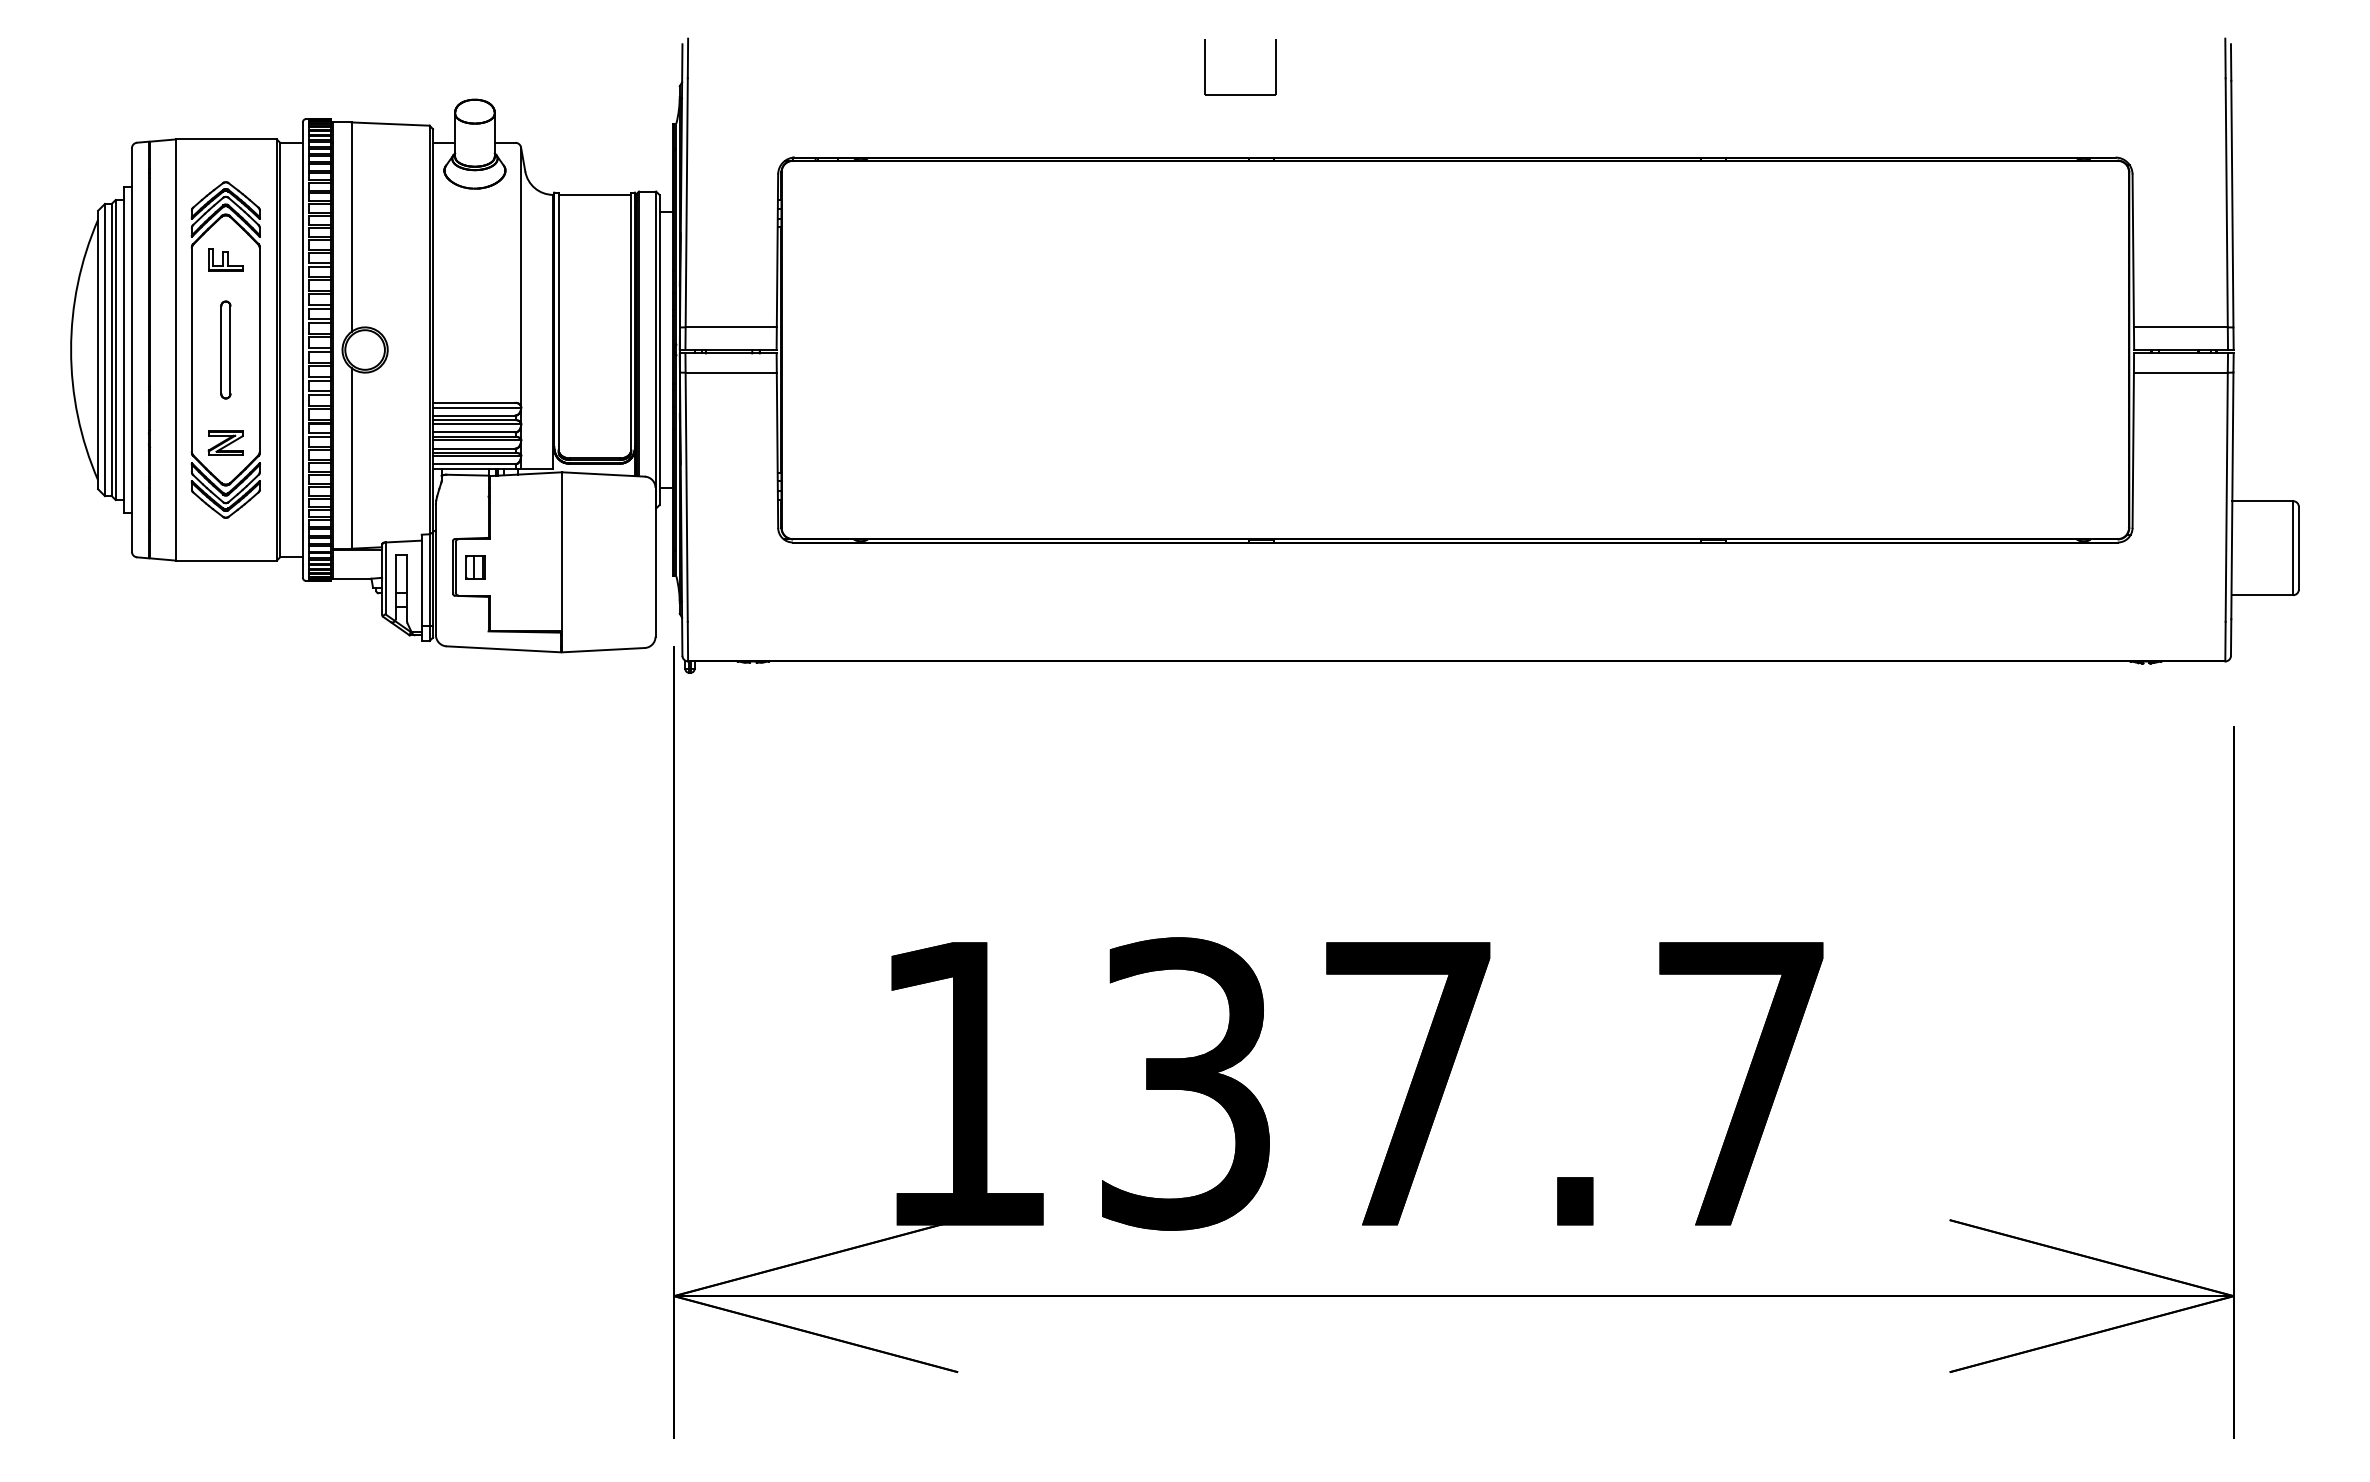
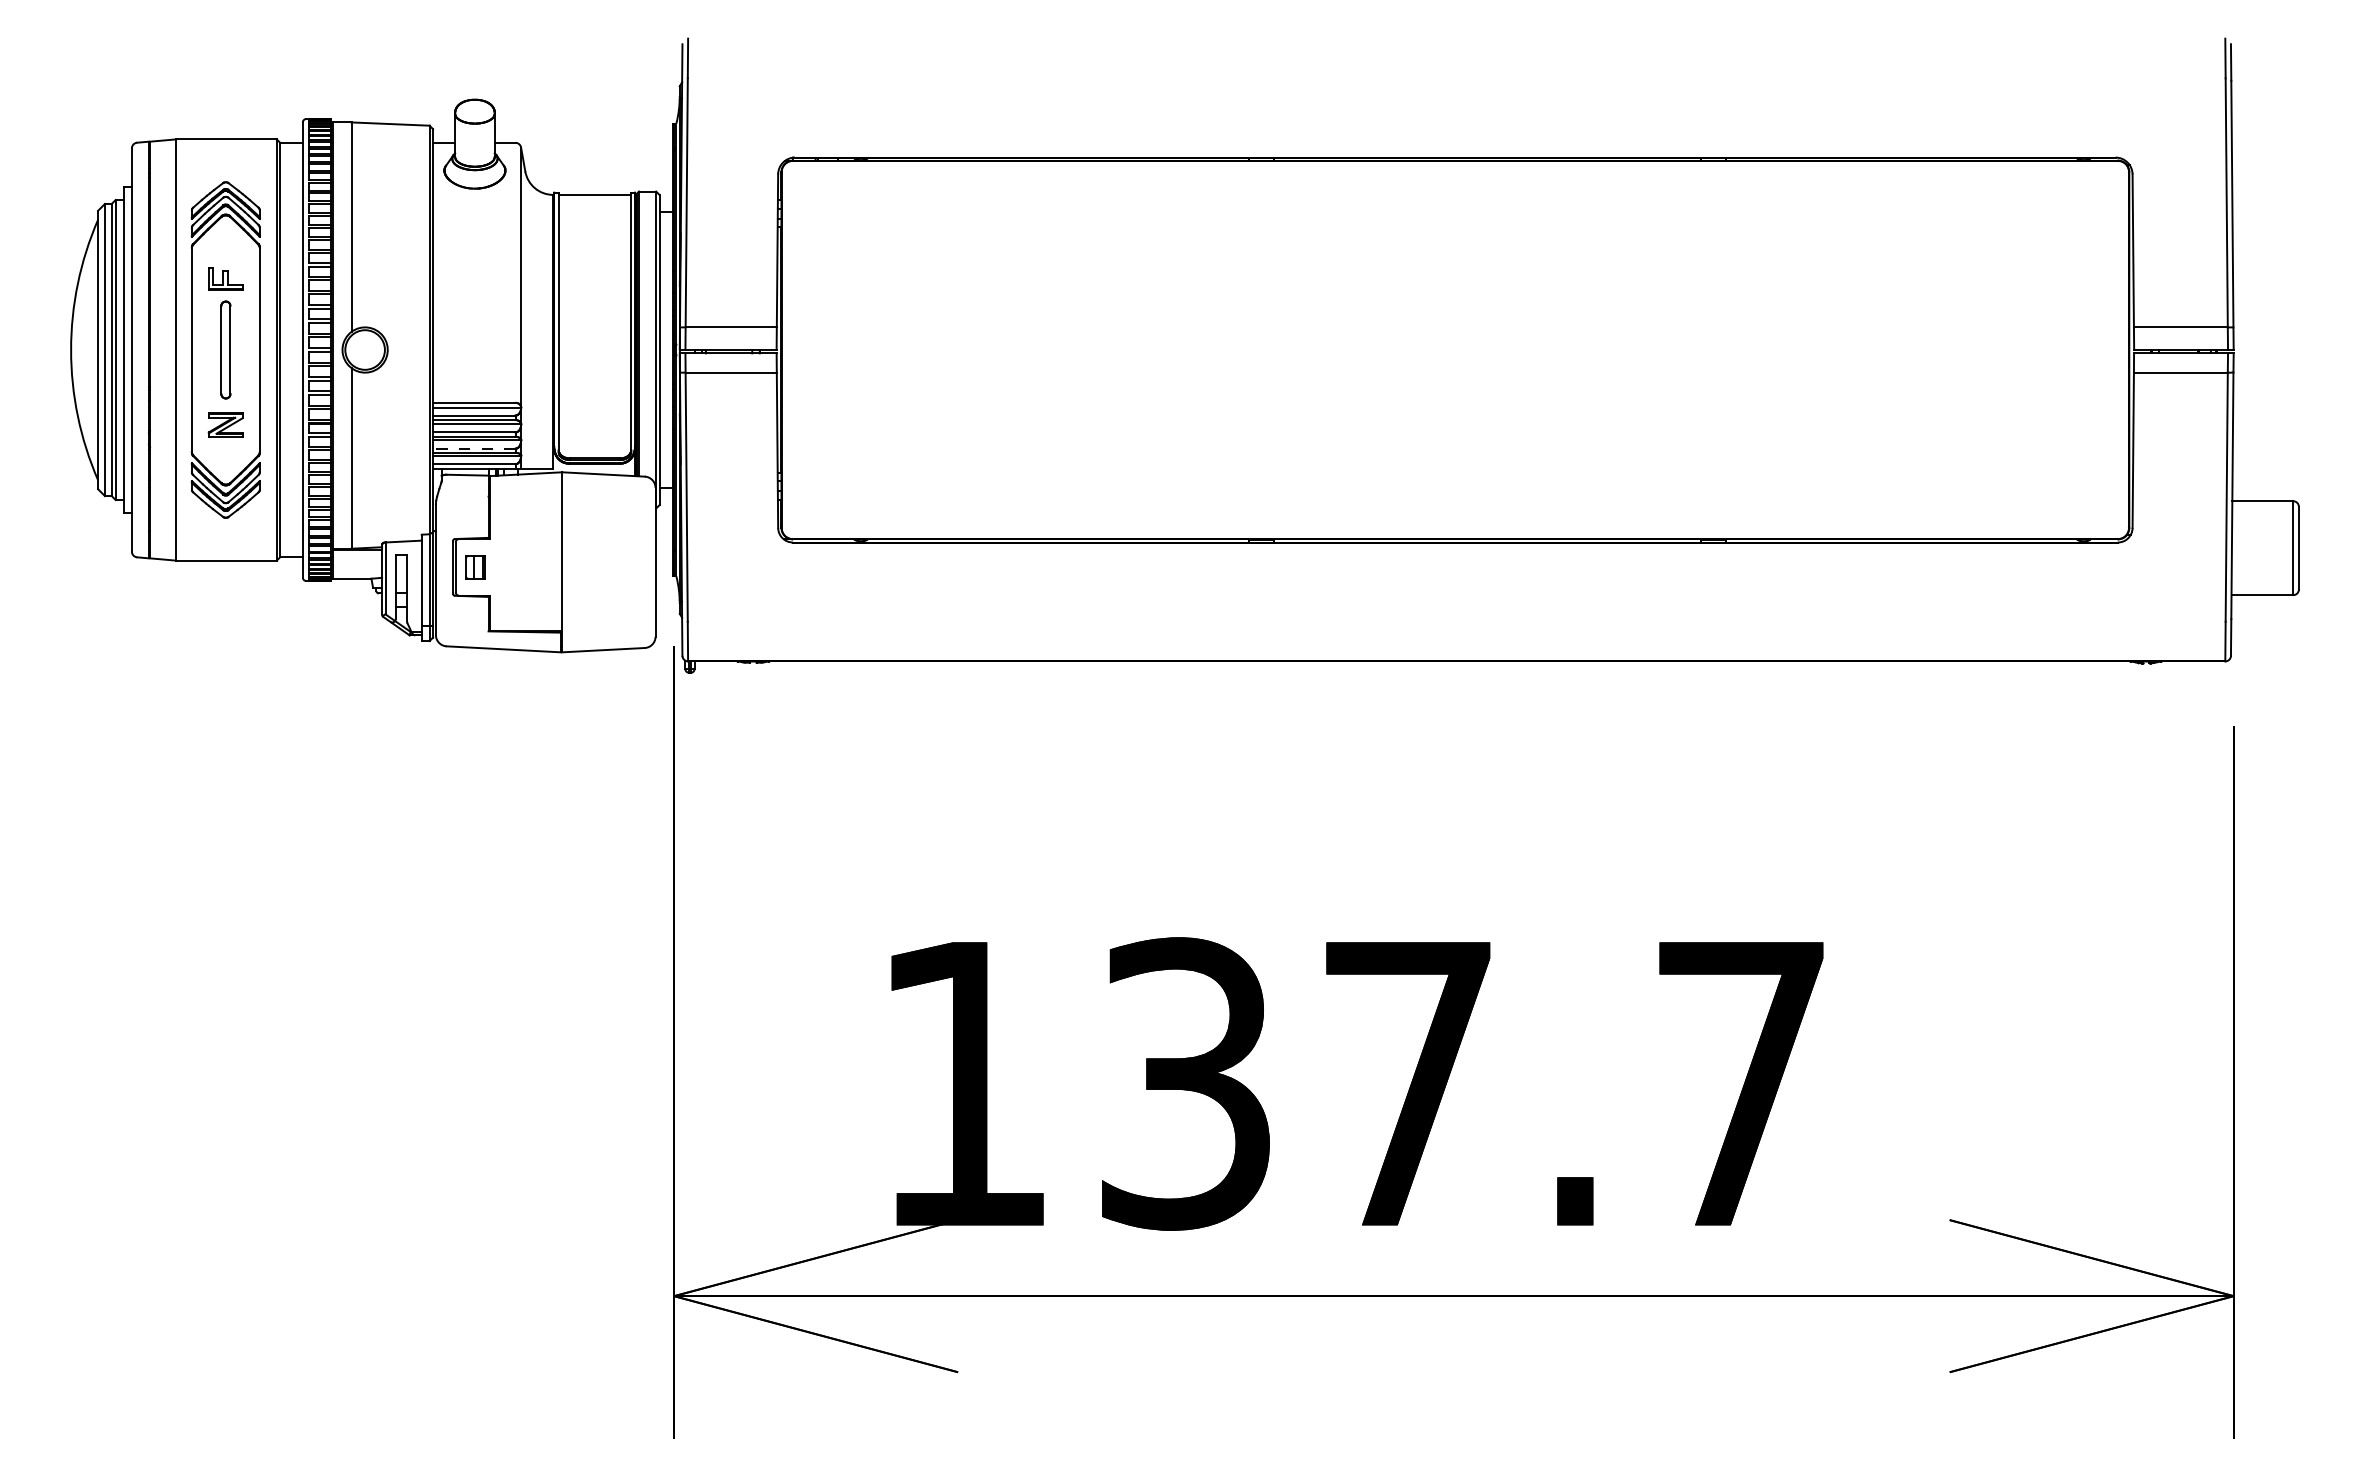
part: present -> none (1240, 94)
part position: (225, 259) -> (225, 278) (225, 278)
part position: (225, 442) -> (225, 424) (225, 424)
line: solid -> dashed (473, 448)
